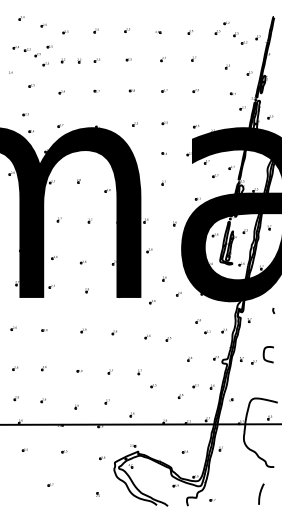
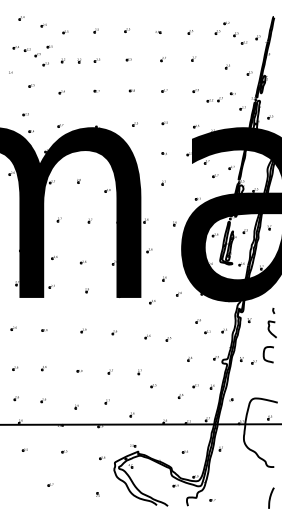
part: none -> present (214, 99)
curve: none -> present (270, 330)
curve position: (261, 493) -> (271, 497) (271, 497)
